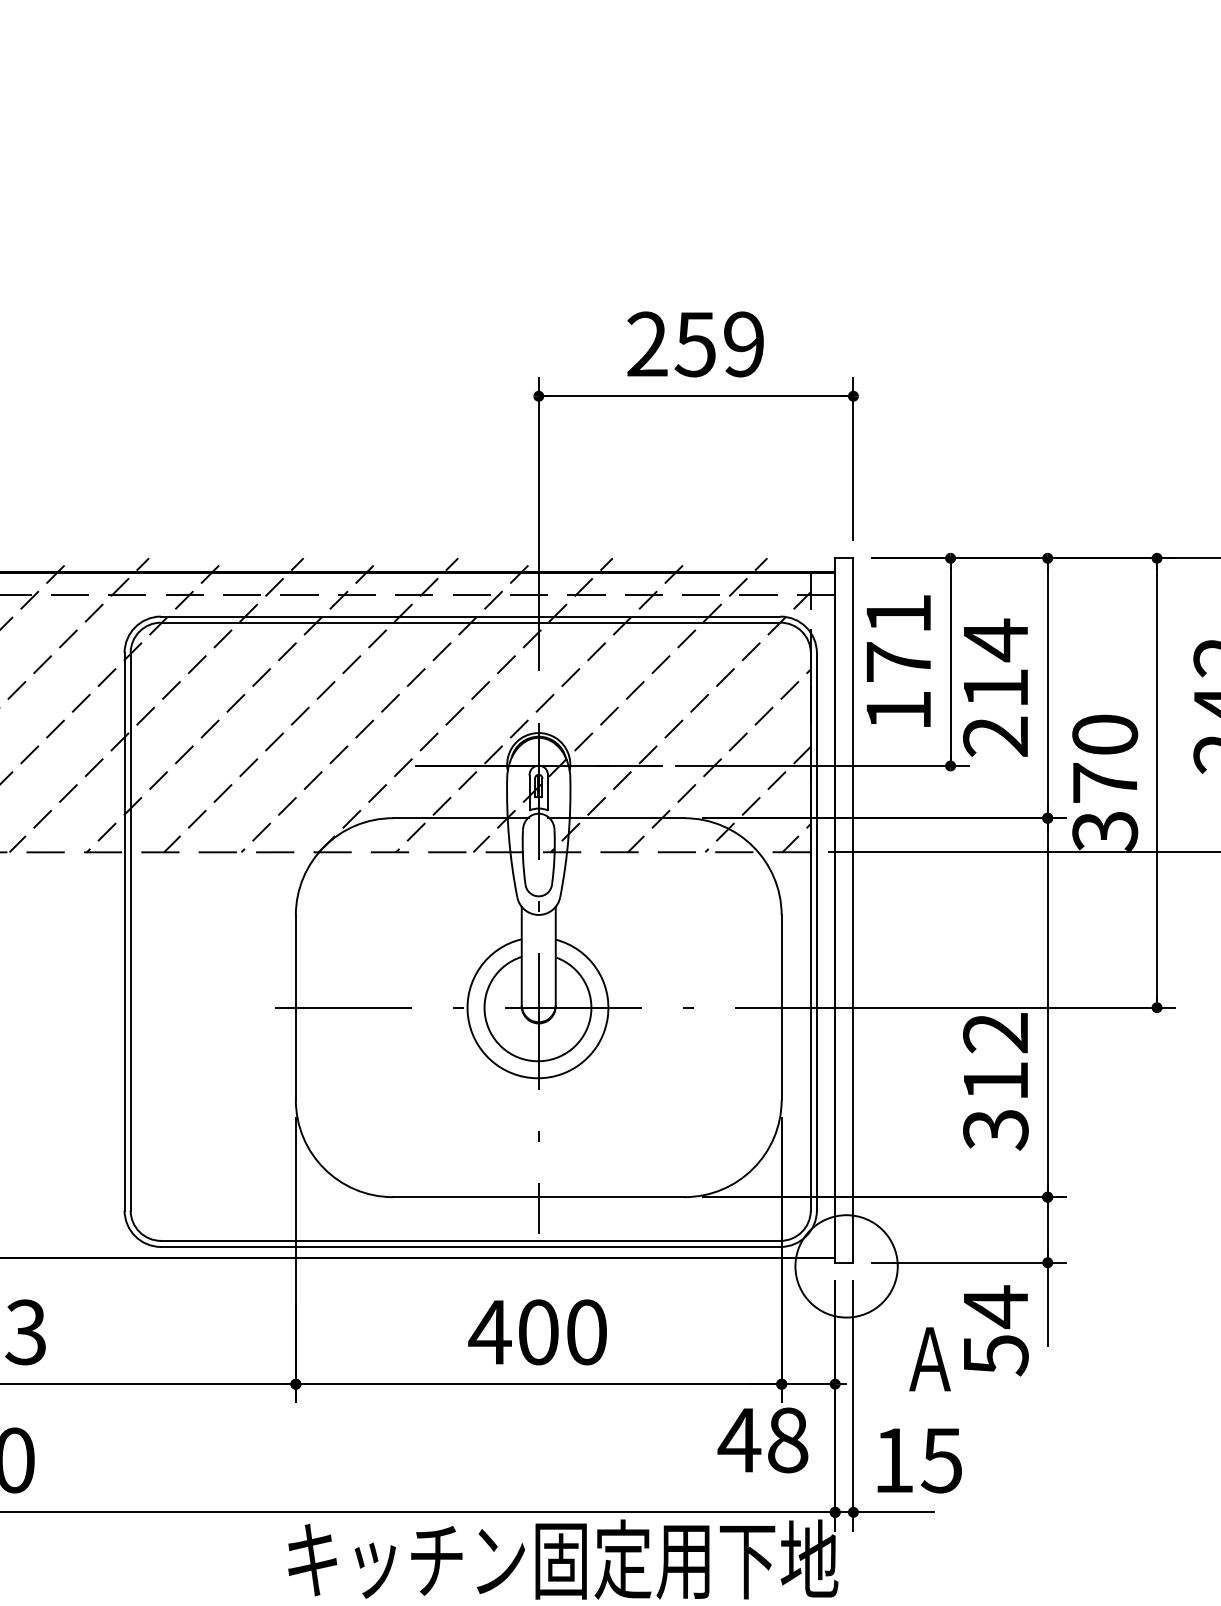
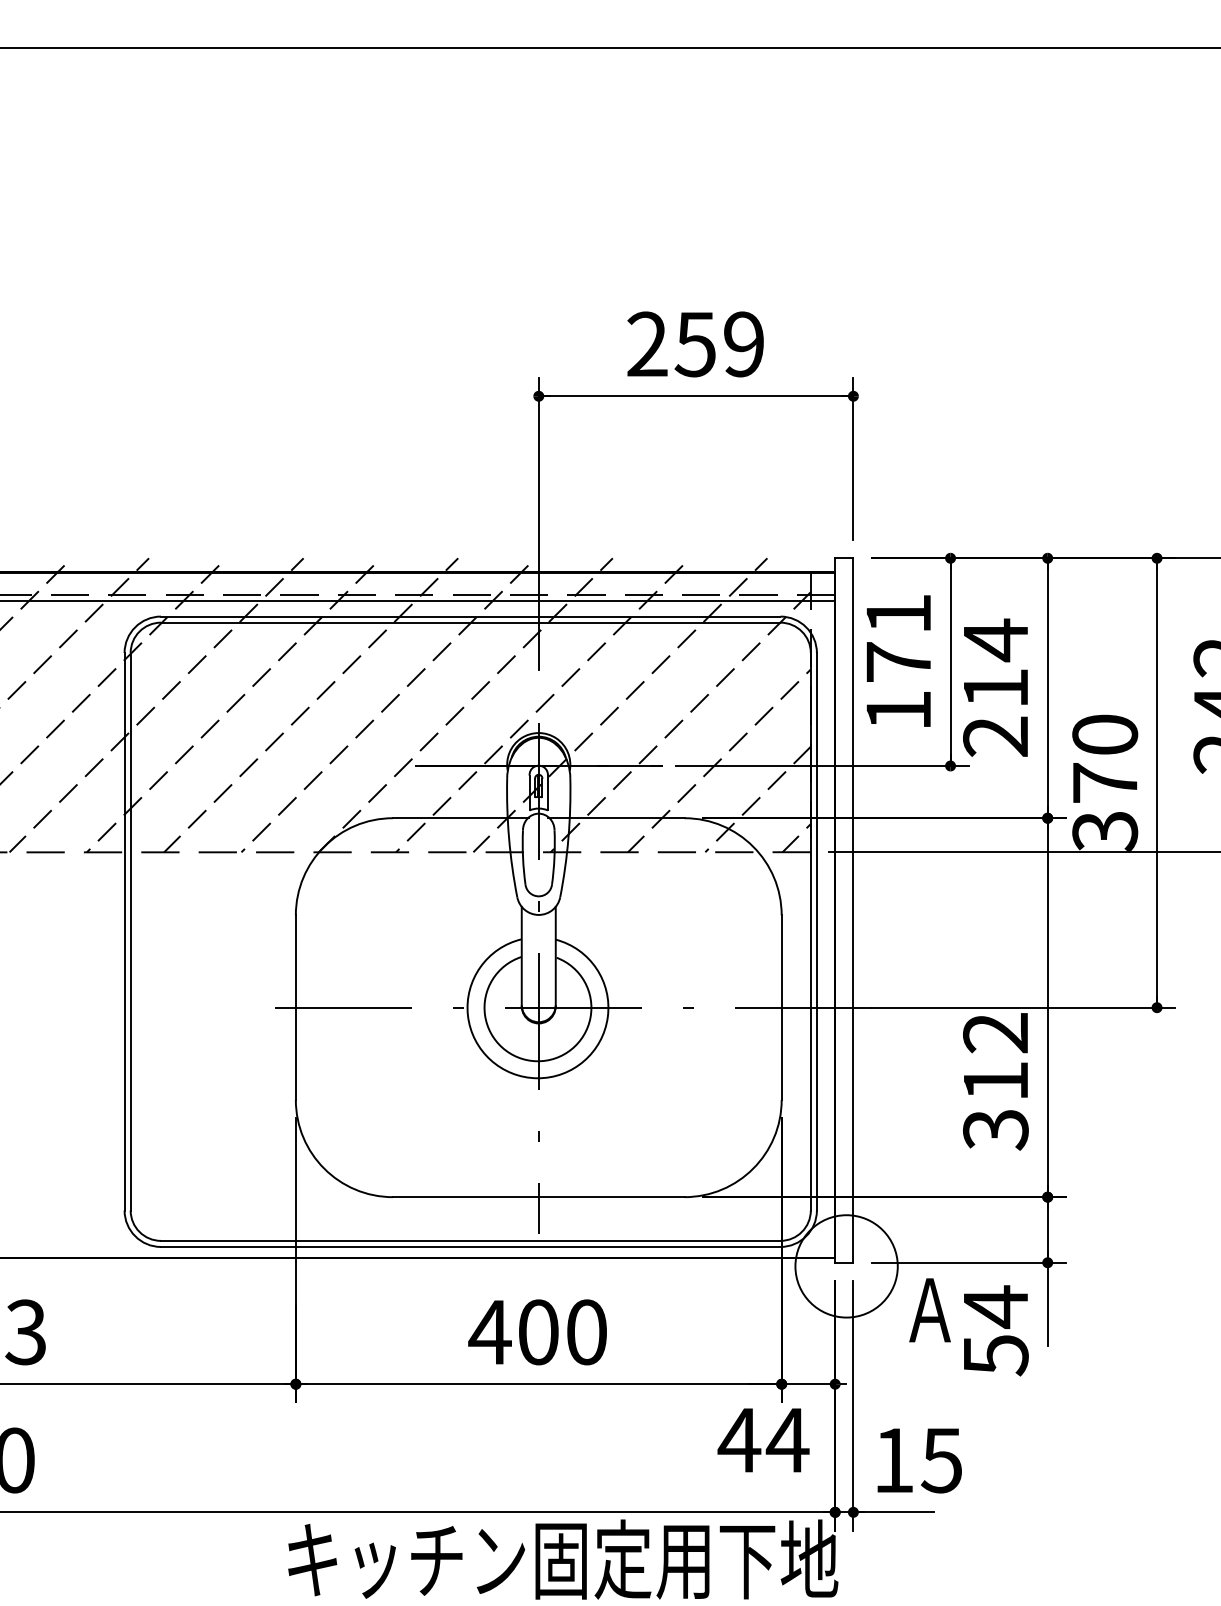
line: none -> present (609, 48)
line: none -> present (418, 600)
text position: (929, 1359) -> (929, 1310) (929, 1310)
text: 48 -> 44 (787, 1440)
